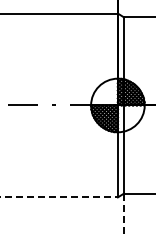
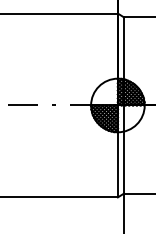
line: dashed -> solid (59, 197)
line: dashed -> solid (124, 213)
